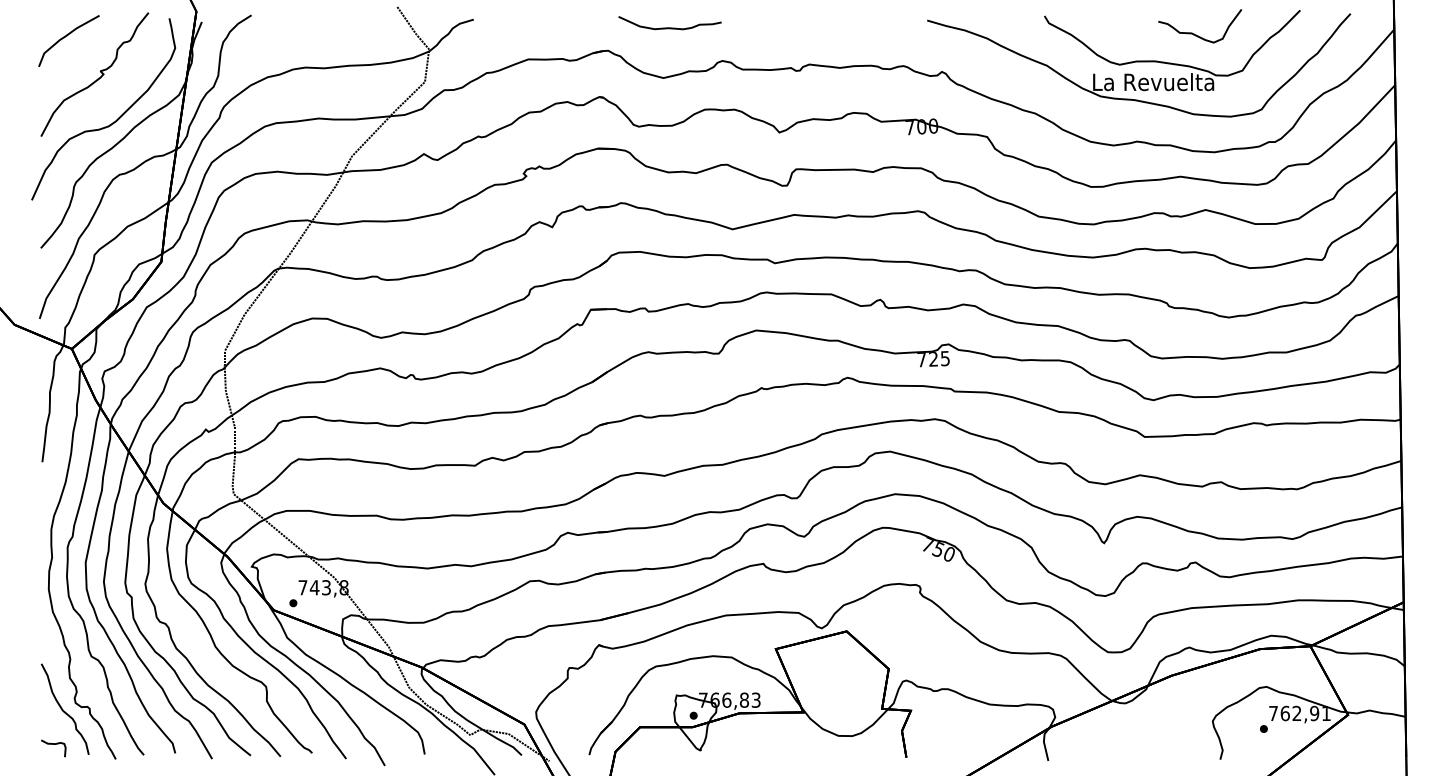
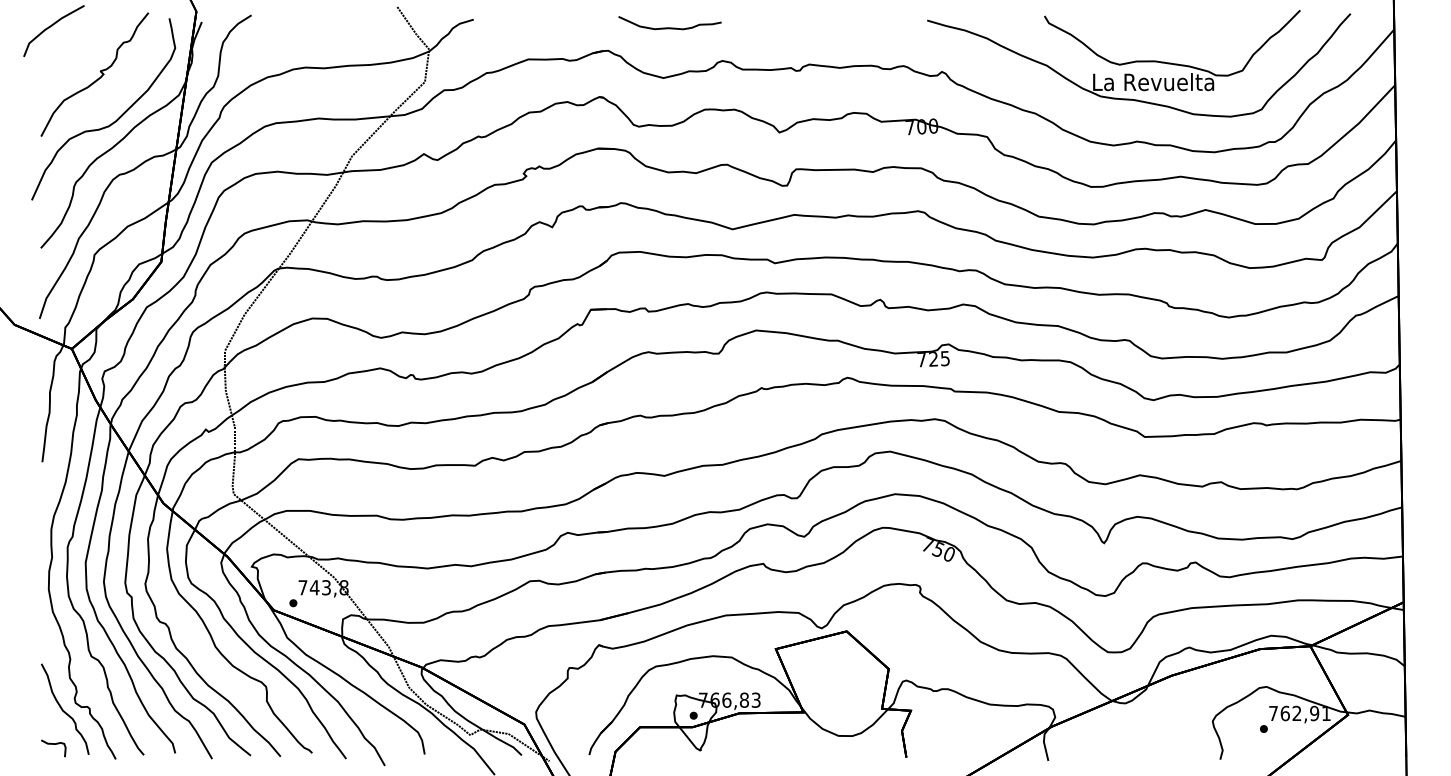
part: present -> none (1196, 34)
curve position: (67, 36) -> (52, 26) (52, 26)
